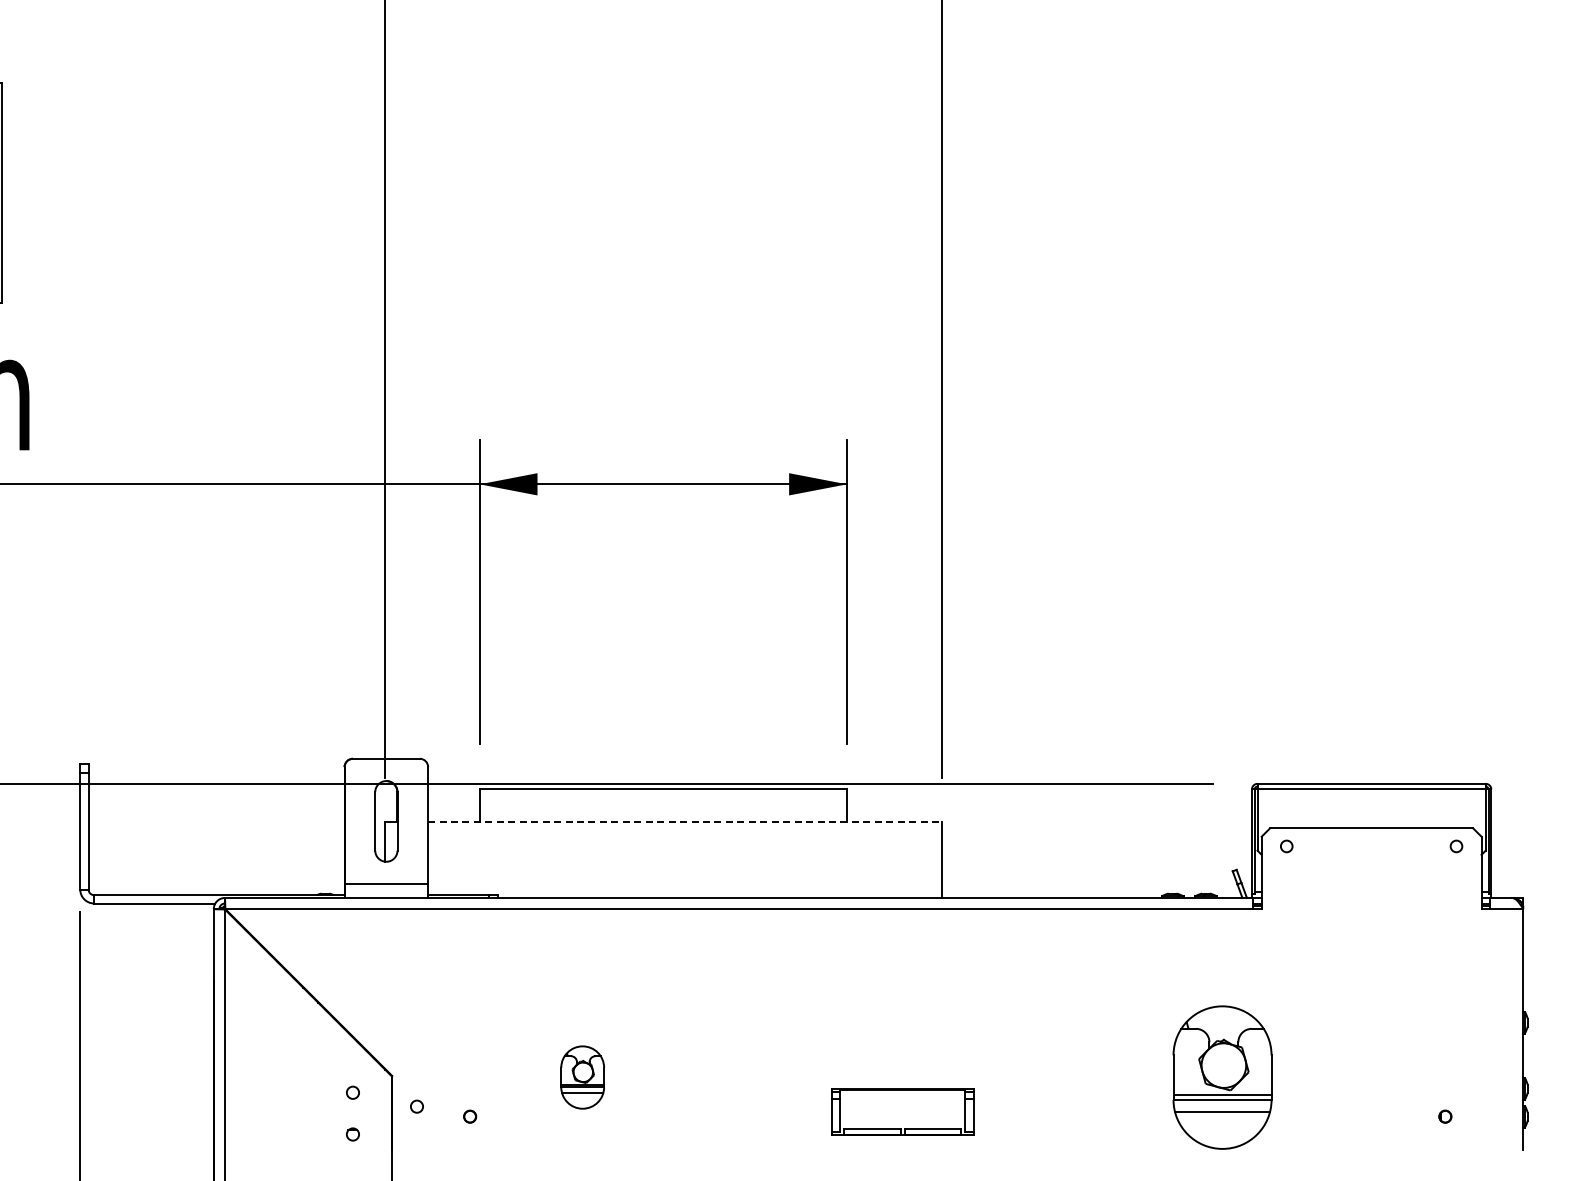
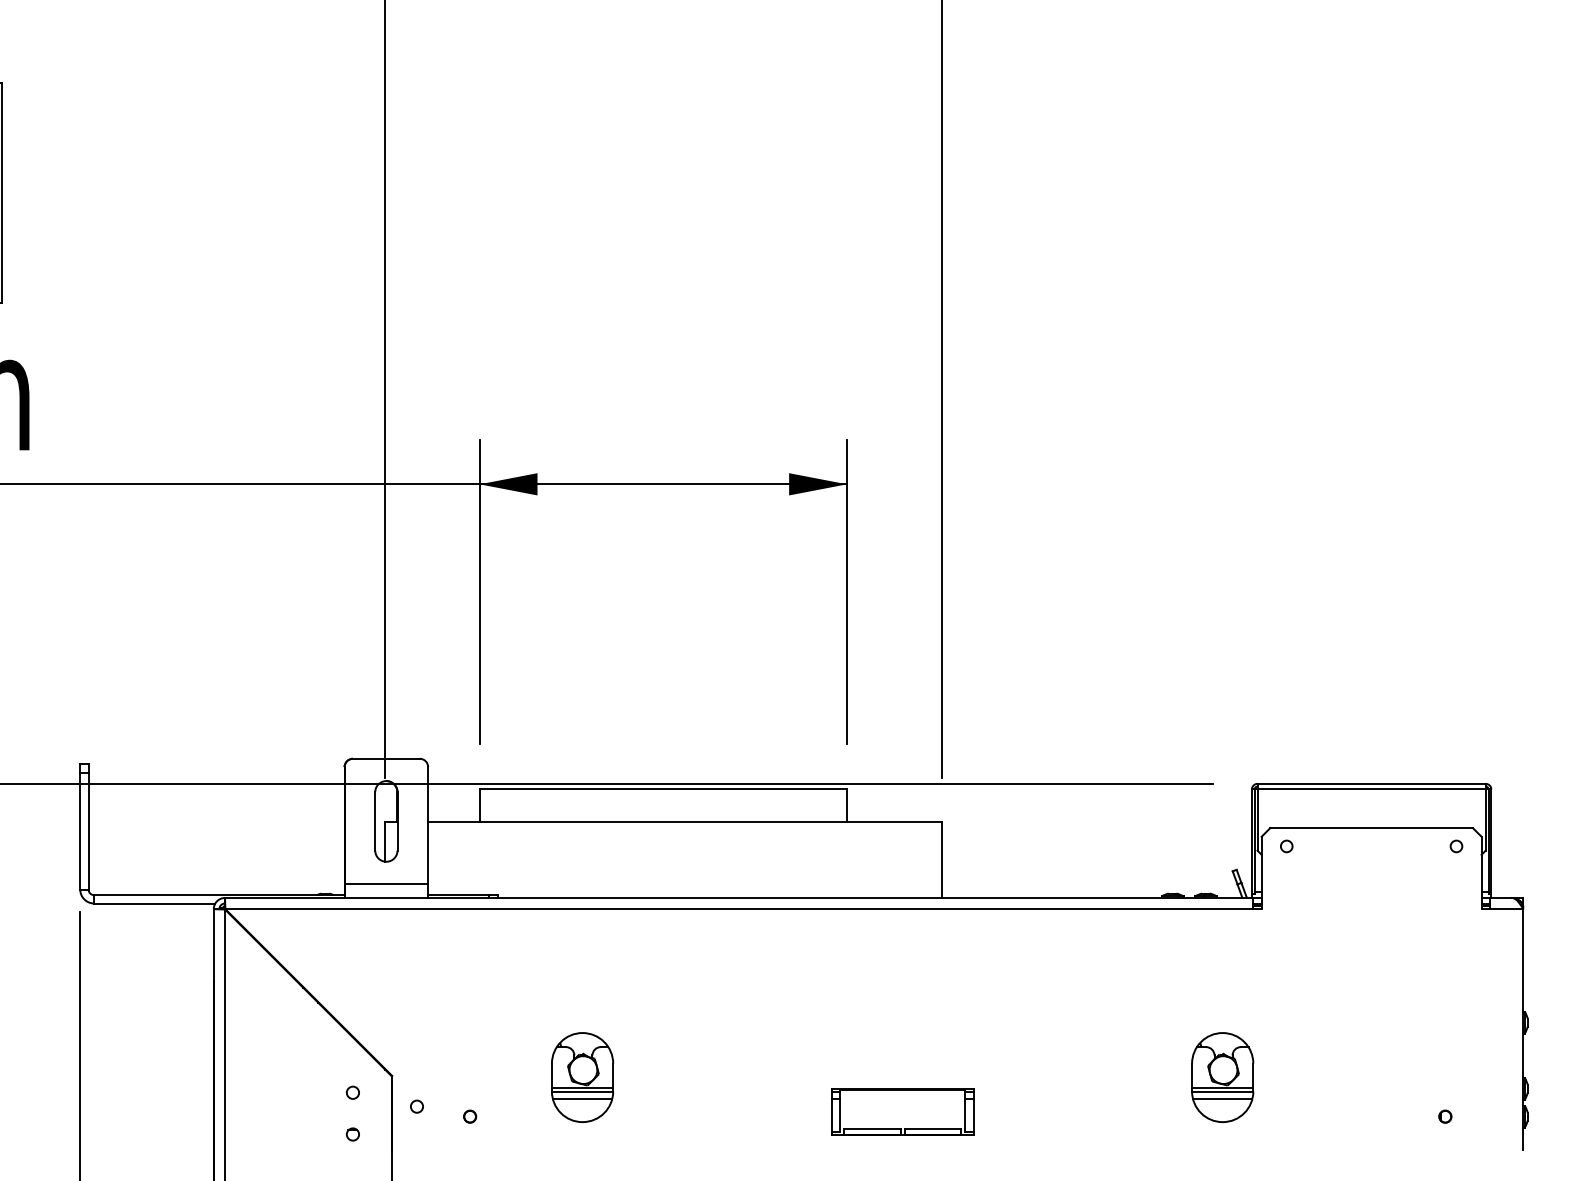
line: dashed -> solid (684, 822)
part size: 45x65 px -> 64x91 px (582, 1077)
part size: 101x145 px -> 64x91 px (1222, 1077)
